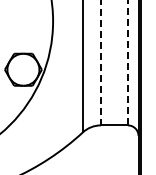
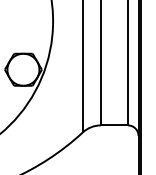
line: dashed -> solid (127, 62)
line: dashed -> solid (100, 63)
